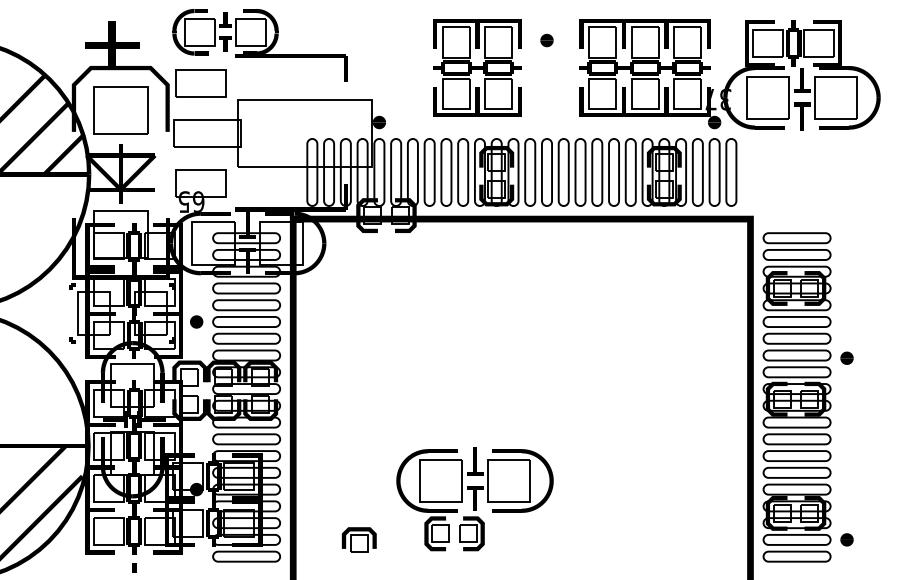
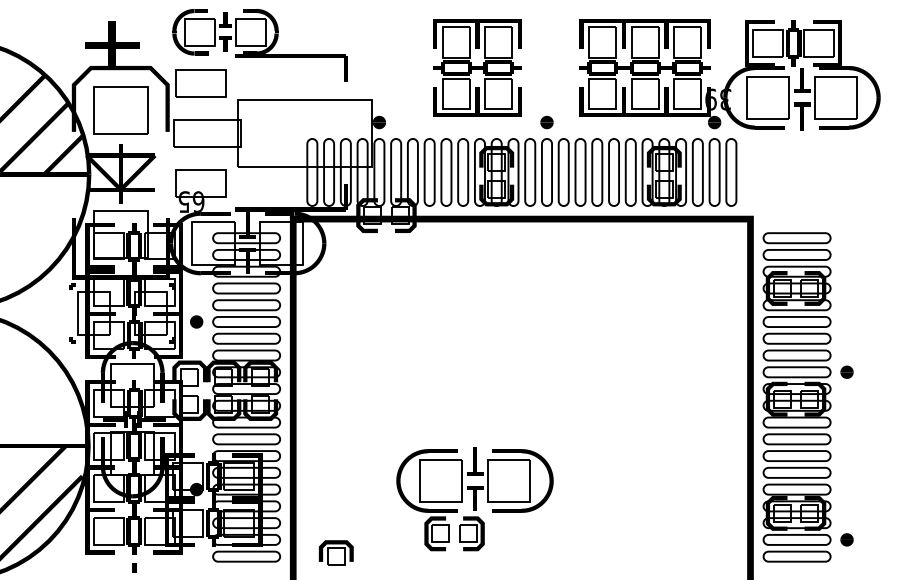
part position: (546, 40) -> (546, 122) (546, 122)
text: 37 -> 39 (710, 99)
part position: (846, 357) -> (846, 371) (846, 371)
part position: (358, 539) -> (335, 552) (335, 552)
